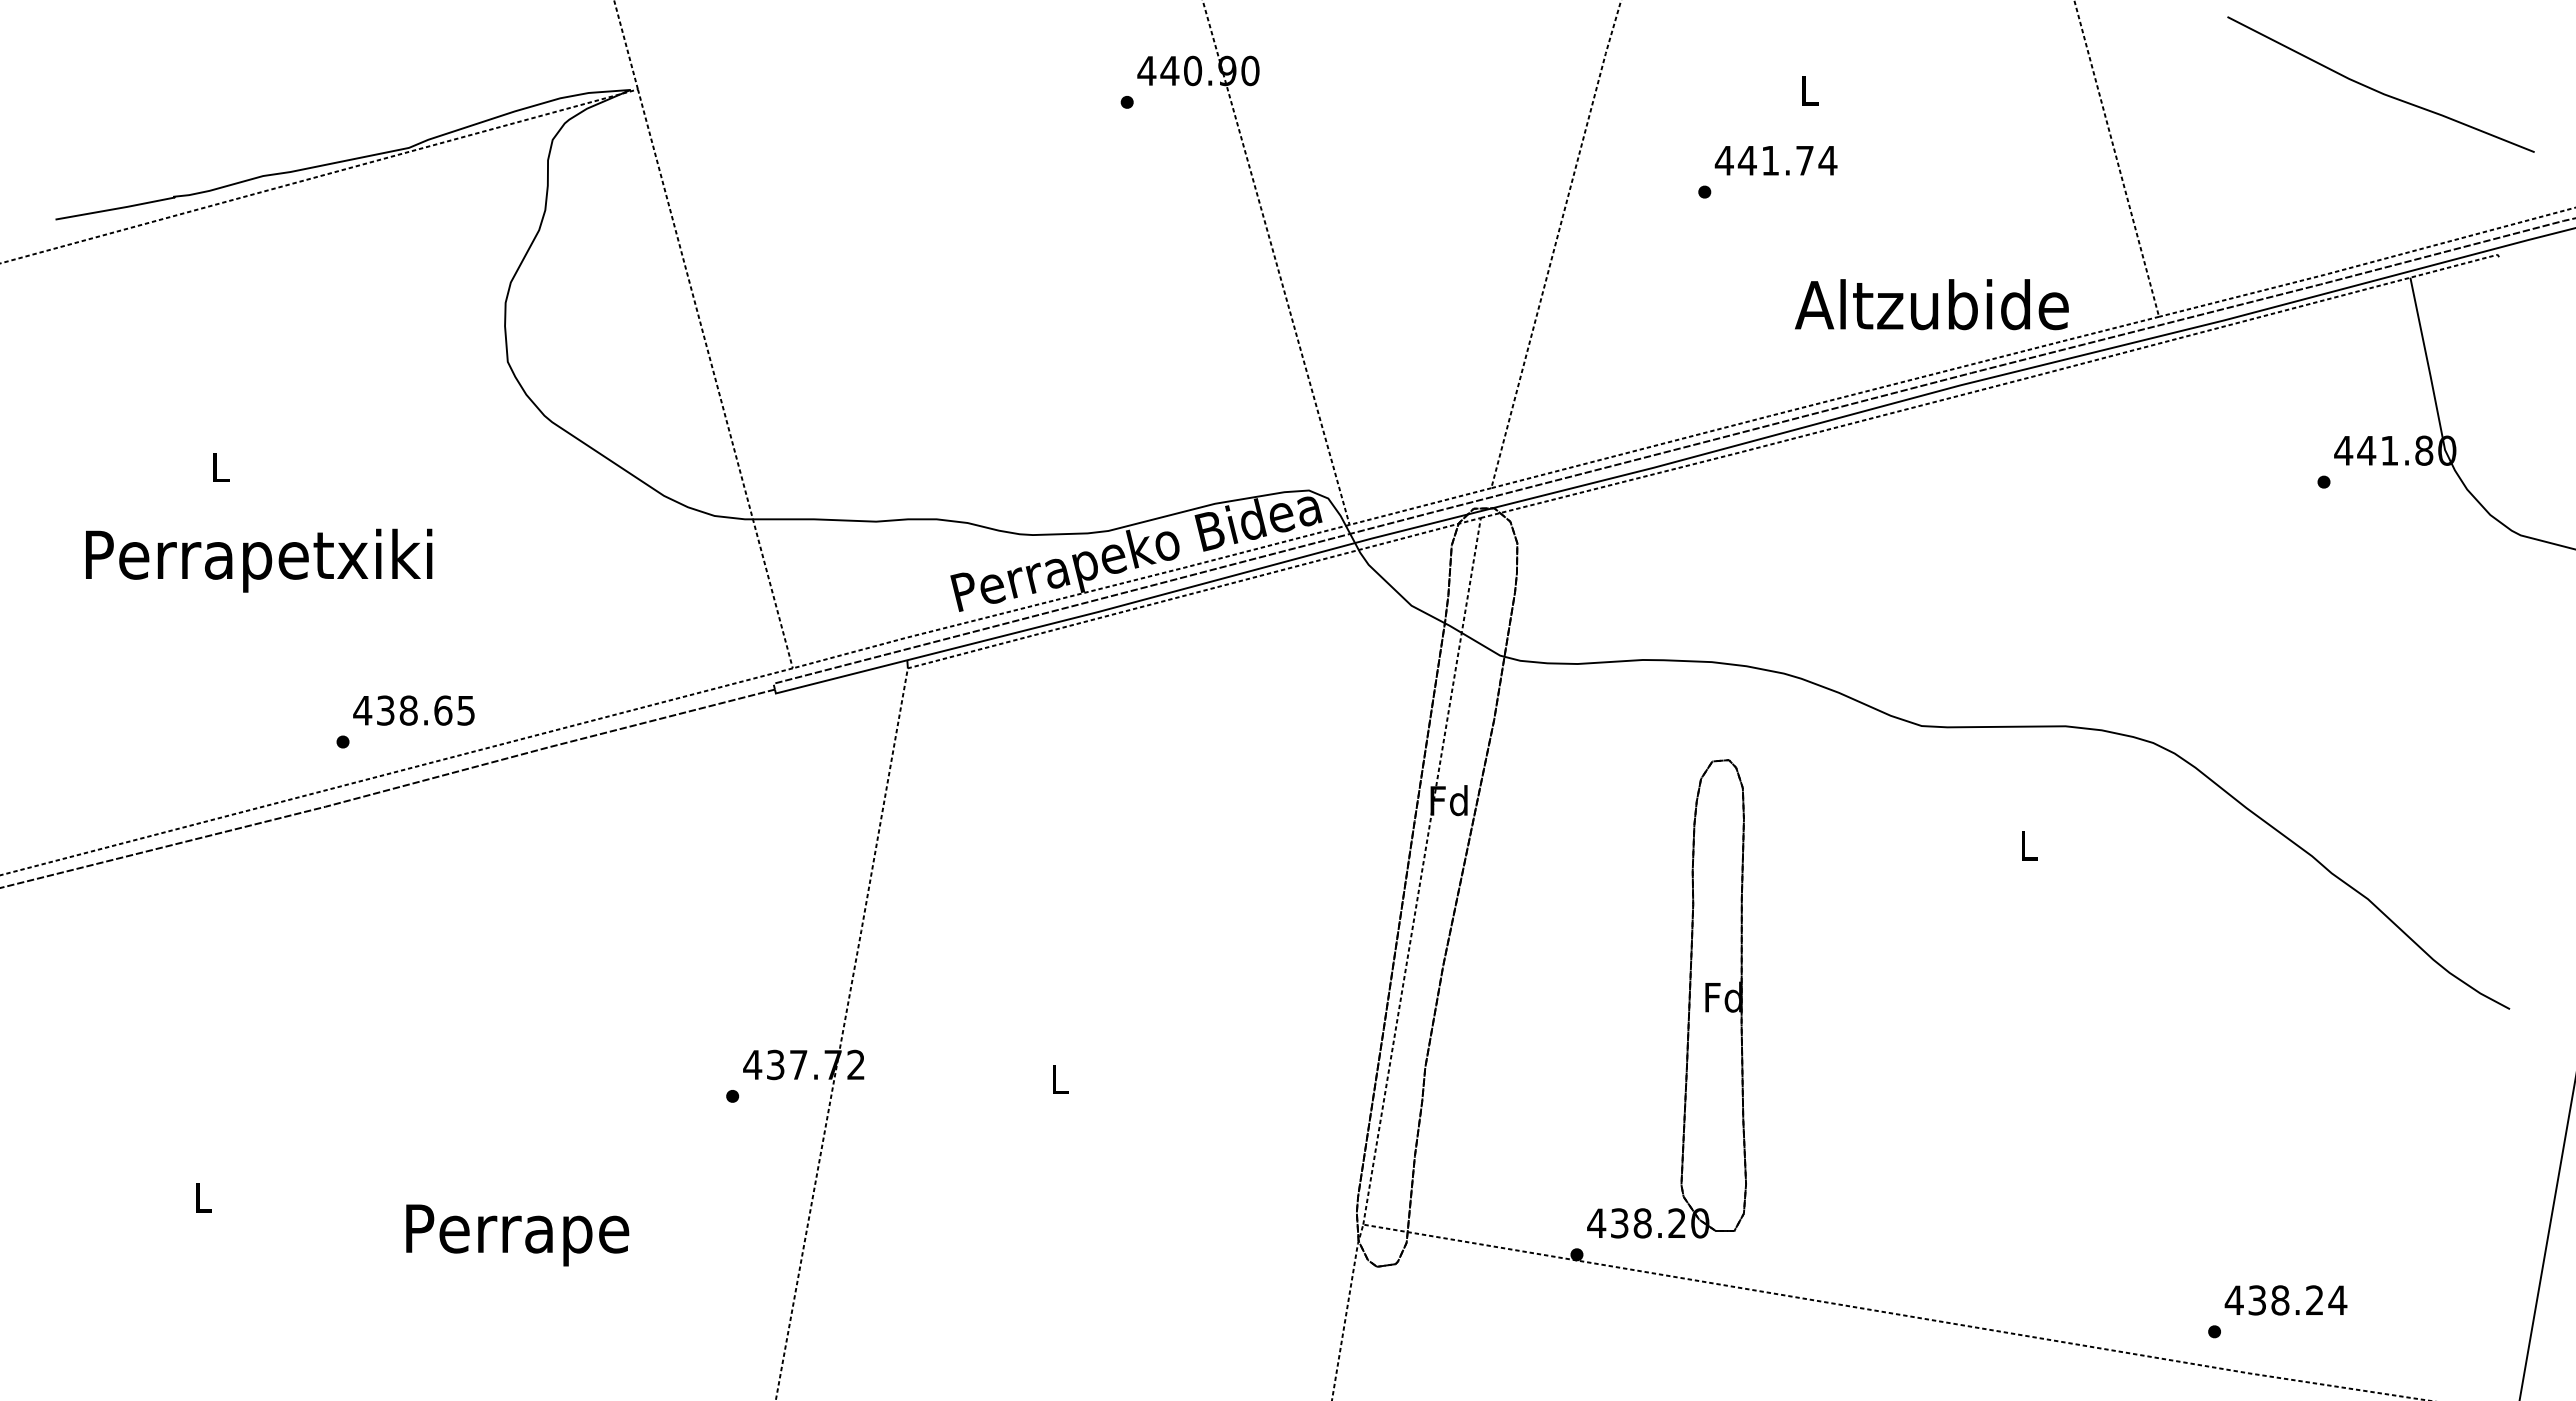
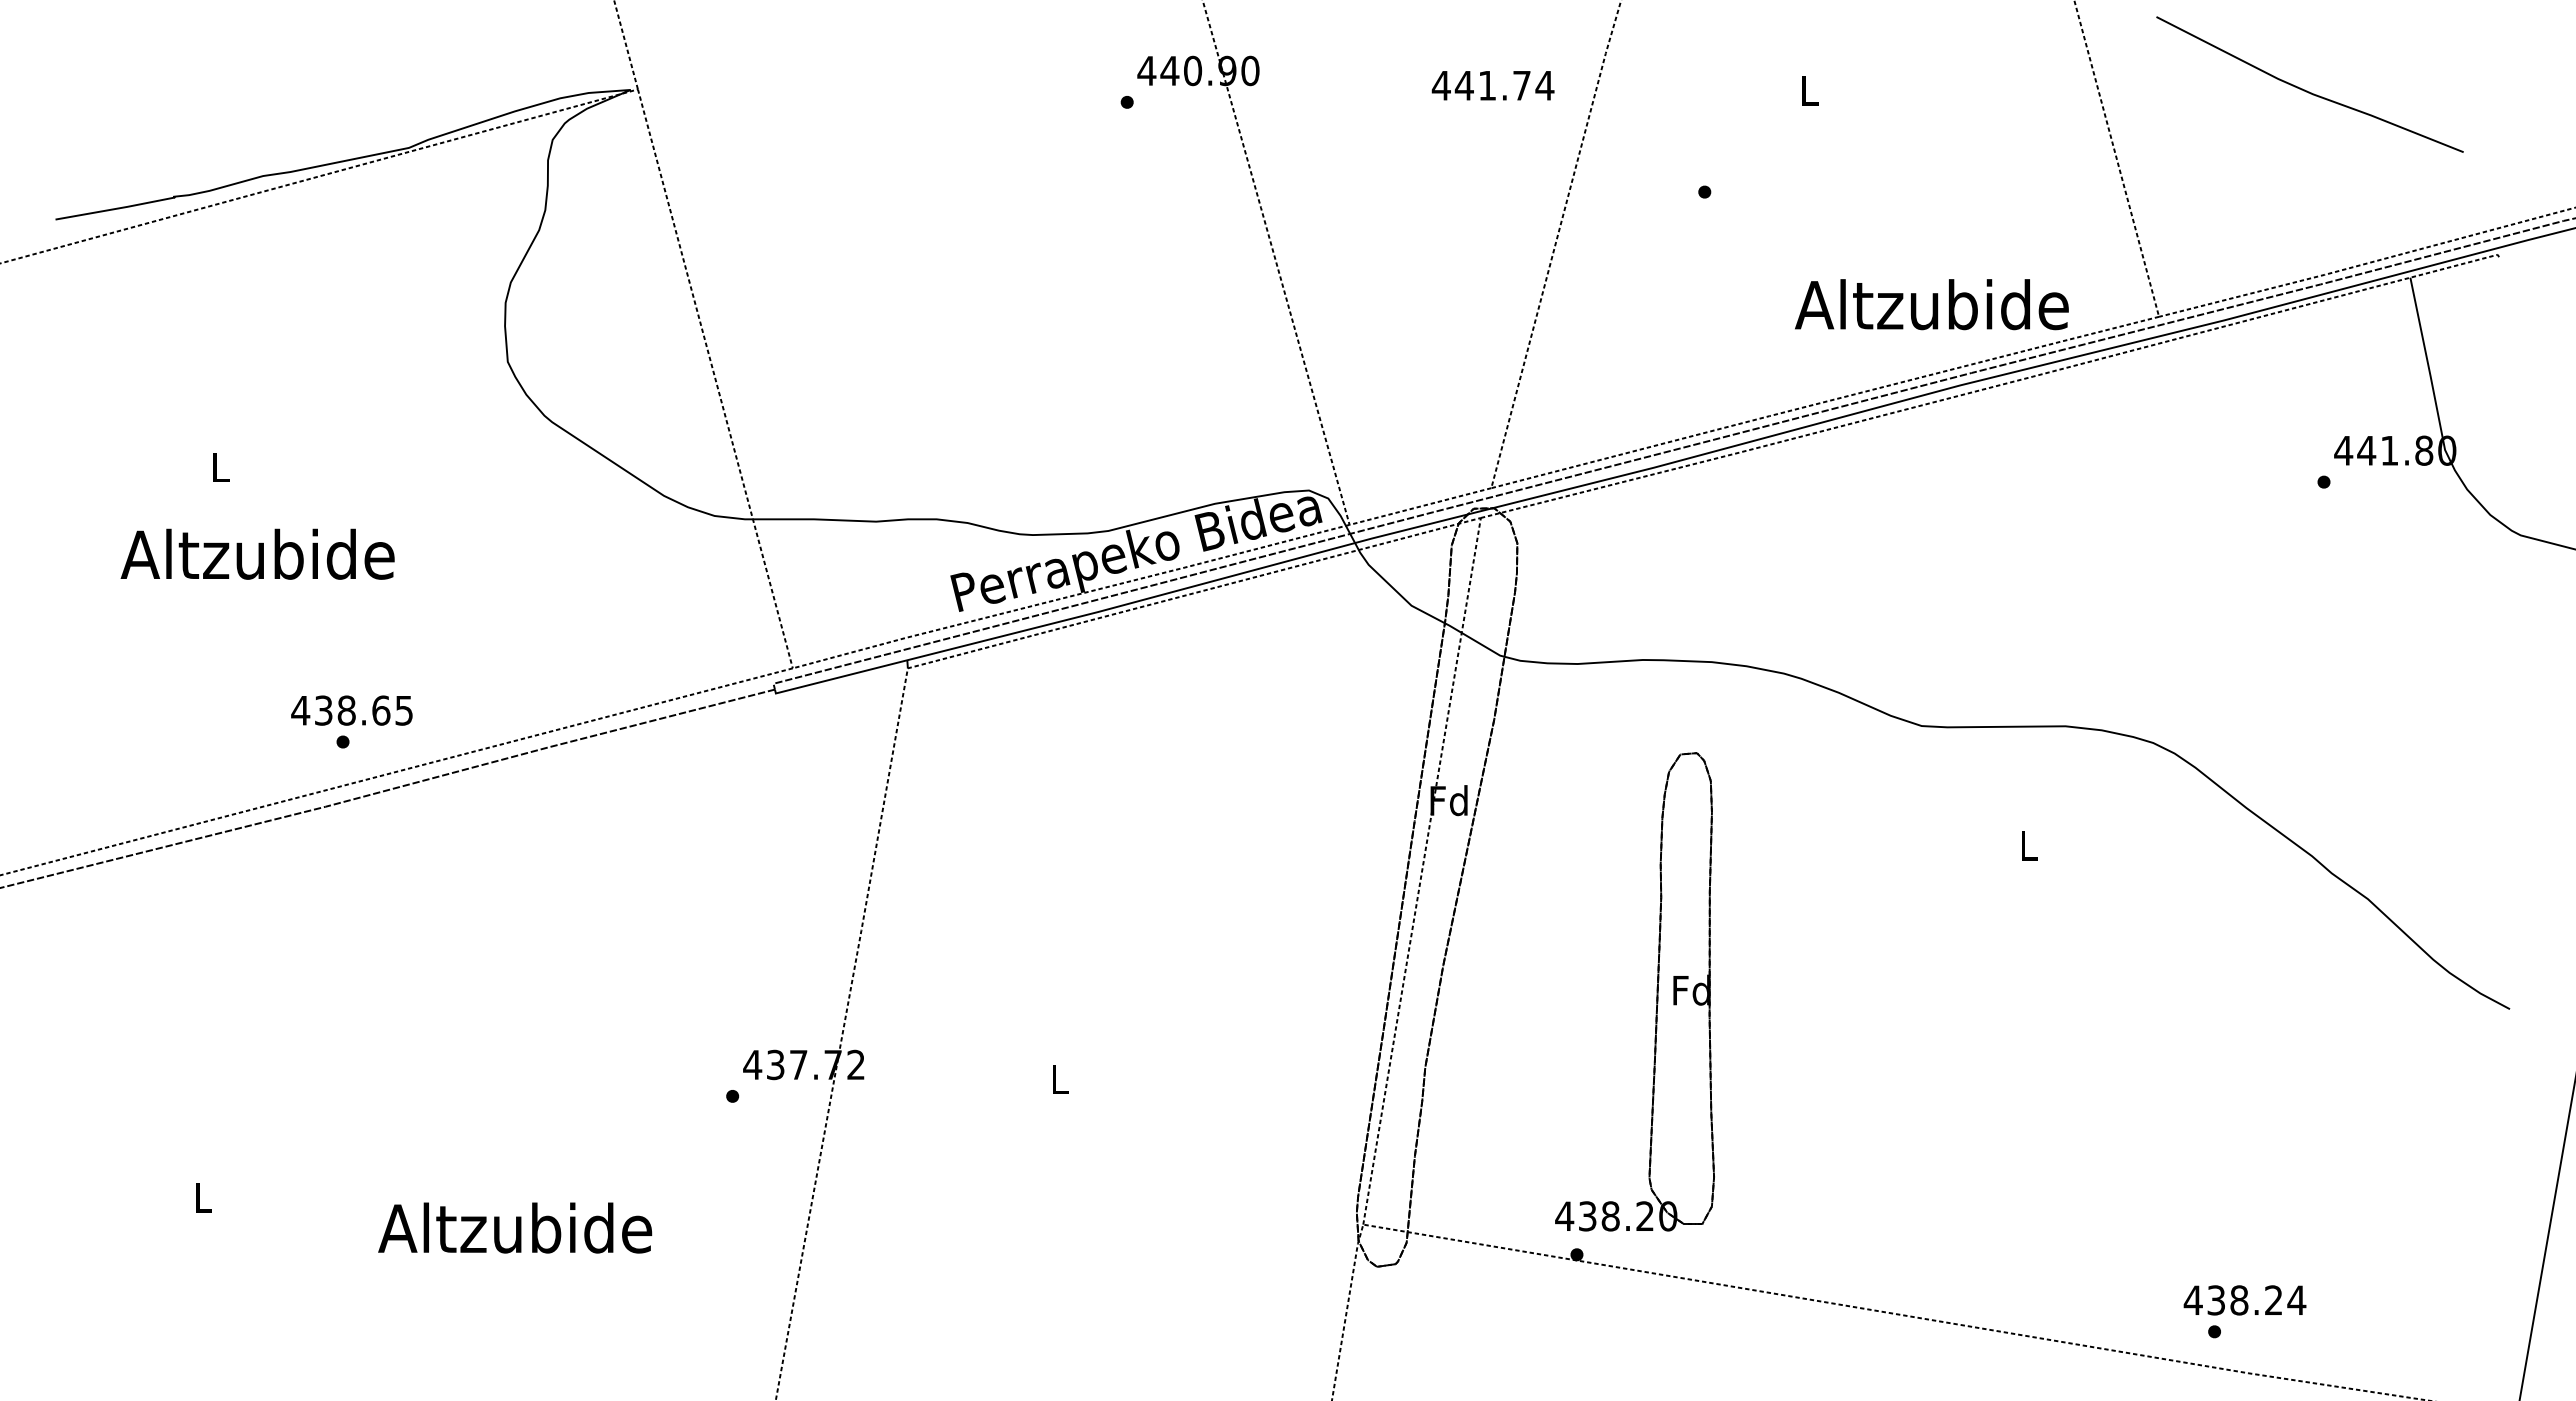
line position: (2378, 90) -> (2307, 90) (2307, 90)
text position: (1775, 160) -> (1492, 85) (1492, 85)
text: Perrapetxiki -> Altzubide (259, 560)
text position: (413, 710) -> (351, 710) (351, 710)
part position: (1688, 998) -> (1656, 991) (1656, 991)
text: Perrape -> Altzubide (515, 1234)
text position: (2285, 1300) -> (2244, 1300) (2244, 1300)
